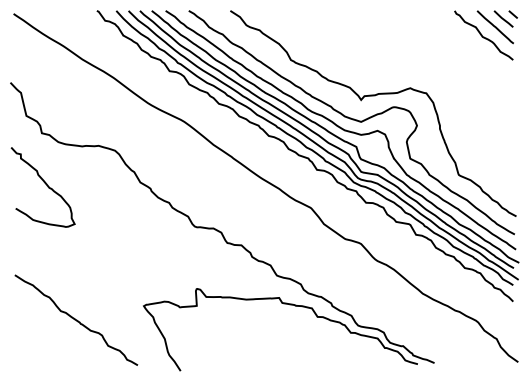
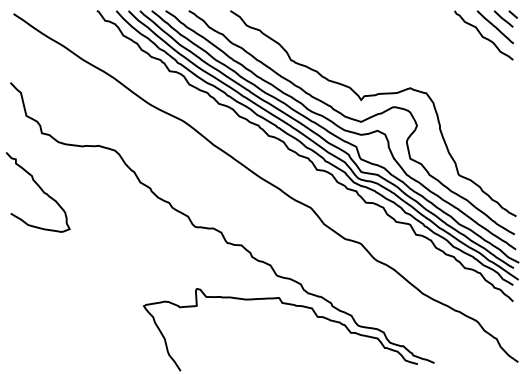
curve position: (45, 184) -> (40, 189) (40, 189)
curve: present -> none (76, 319)
